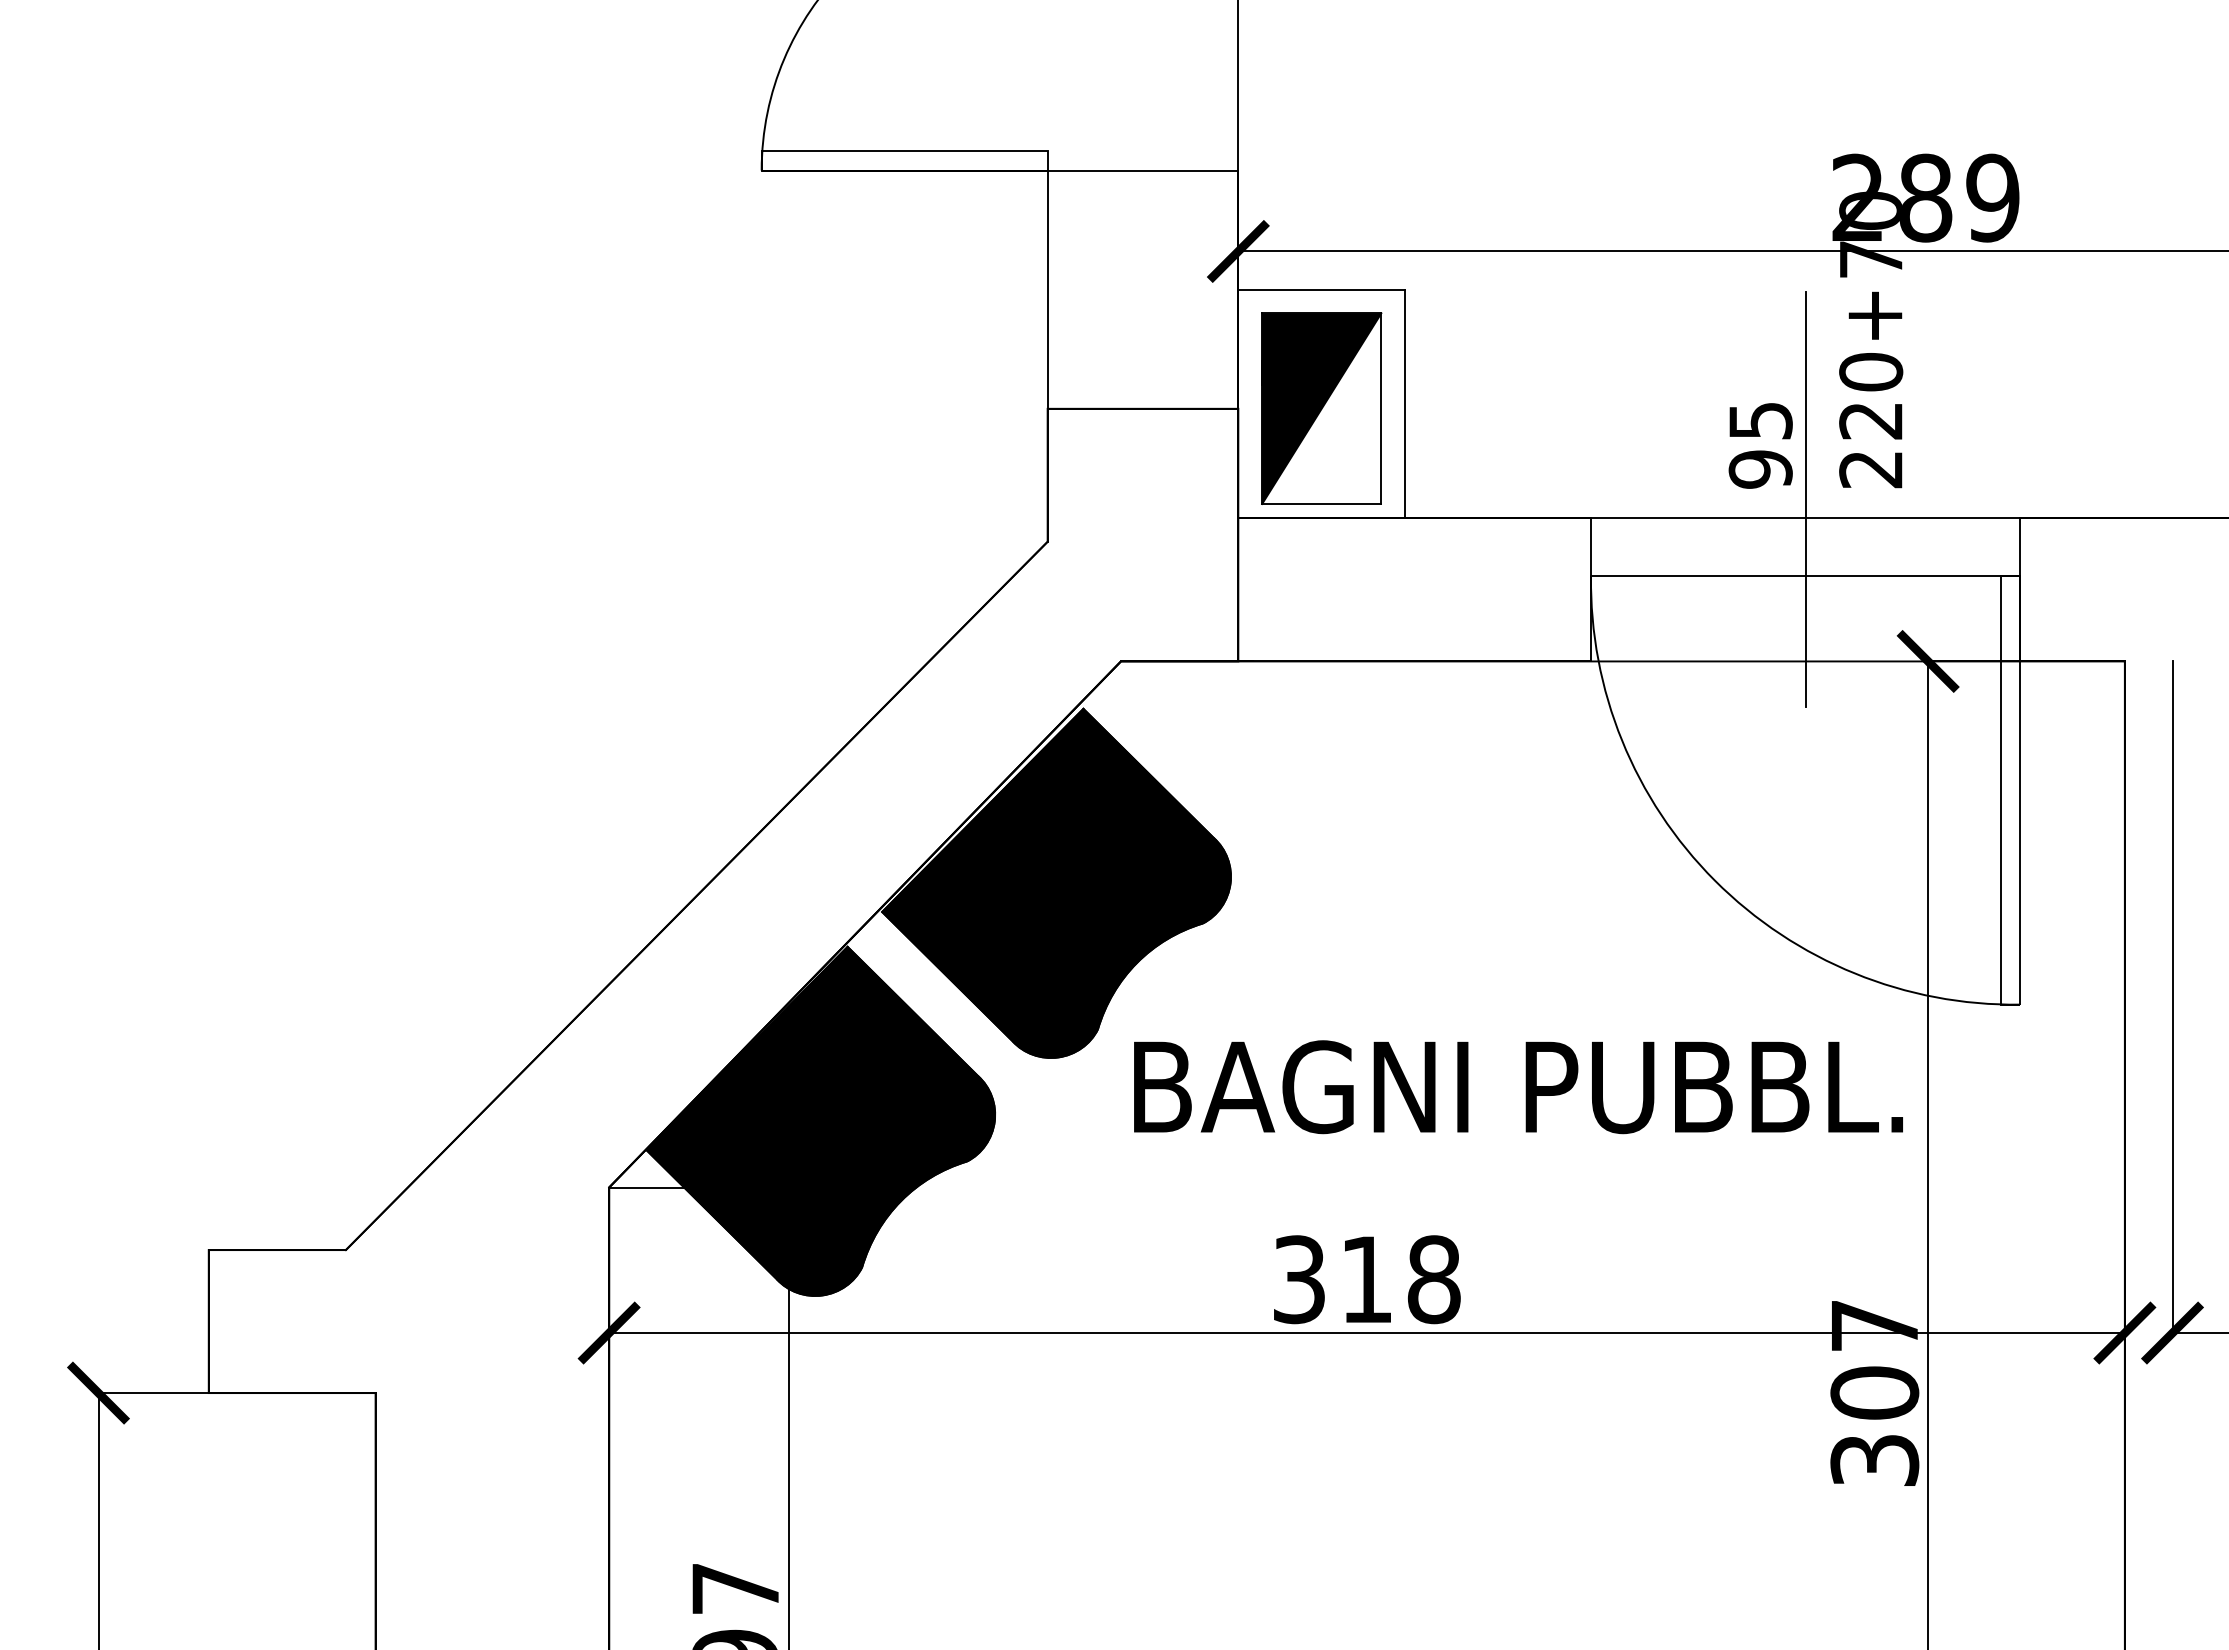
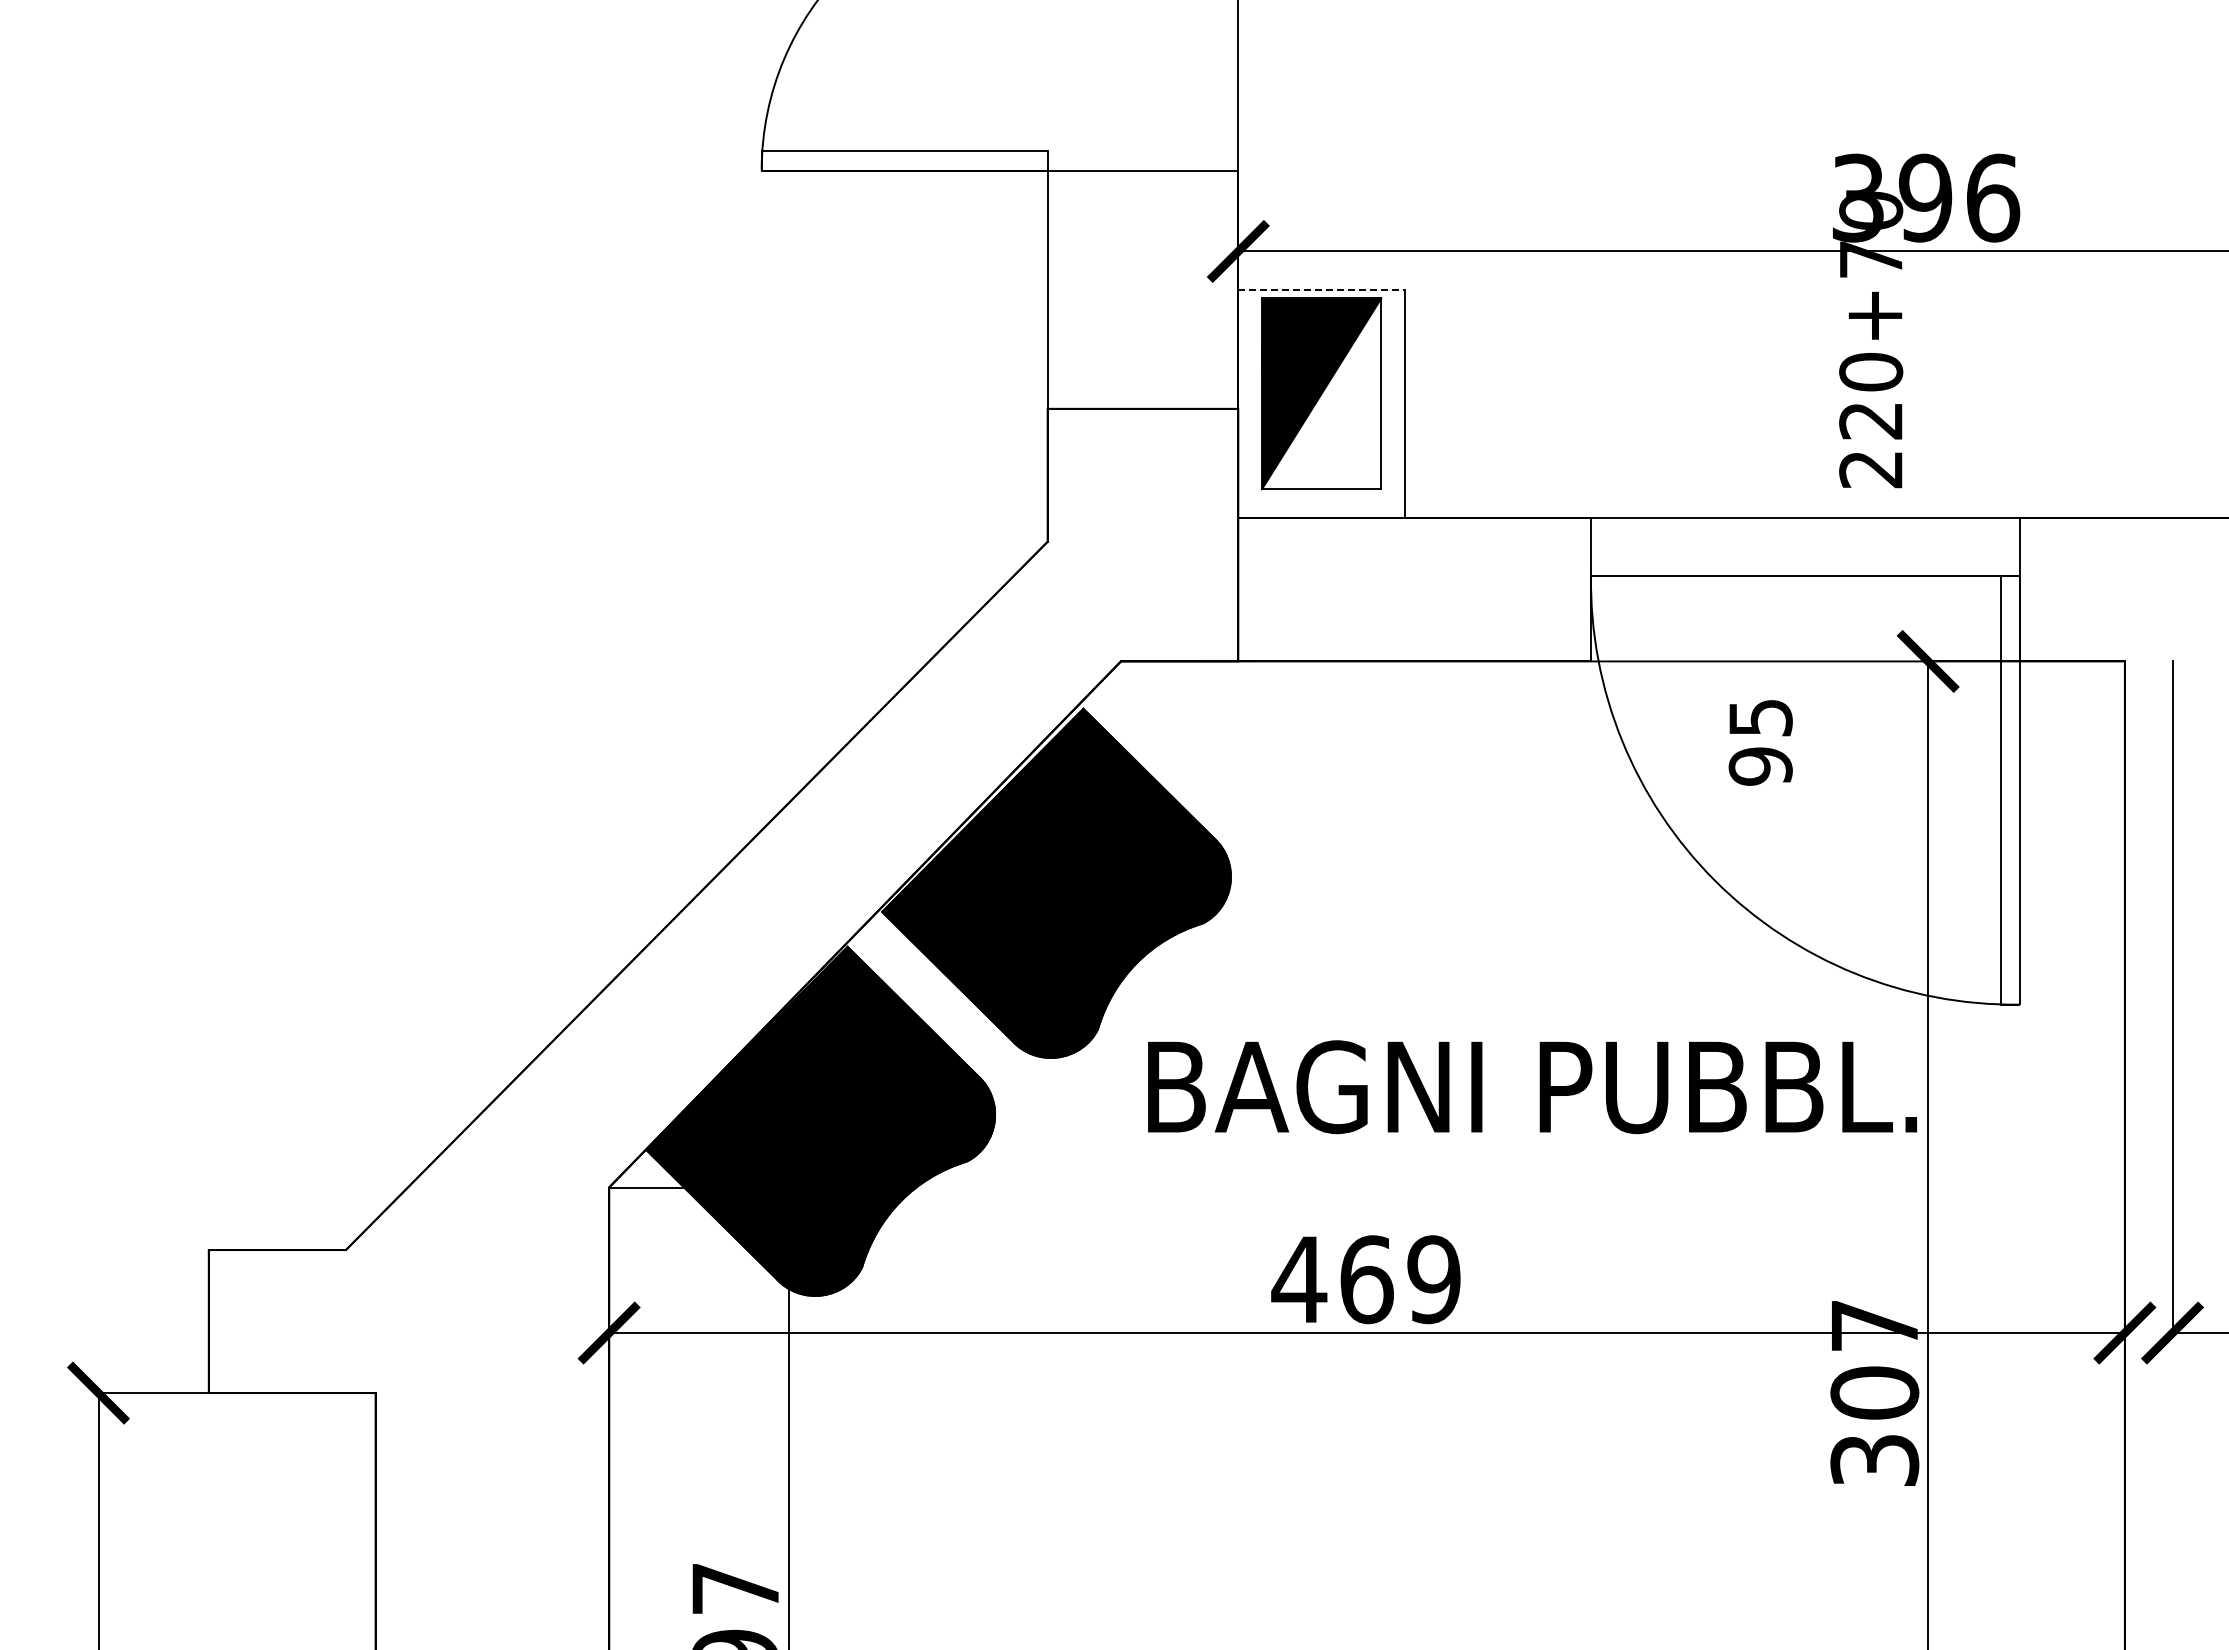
text: 289 -> 396 (1926, 197)
line: solid -> dashed (1322, 289)
part position: (1321, 408) -> (1321, 393) (1321, 393)
text position: (1760, 445) -> (1760, 742) (1760, 742)
line: present -> none (1805, 498)
text position: (1518, 1087) -> (1532, 1087) (1532, 1087)
text: 318 -> 469 (1365, 1279)
